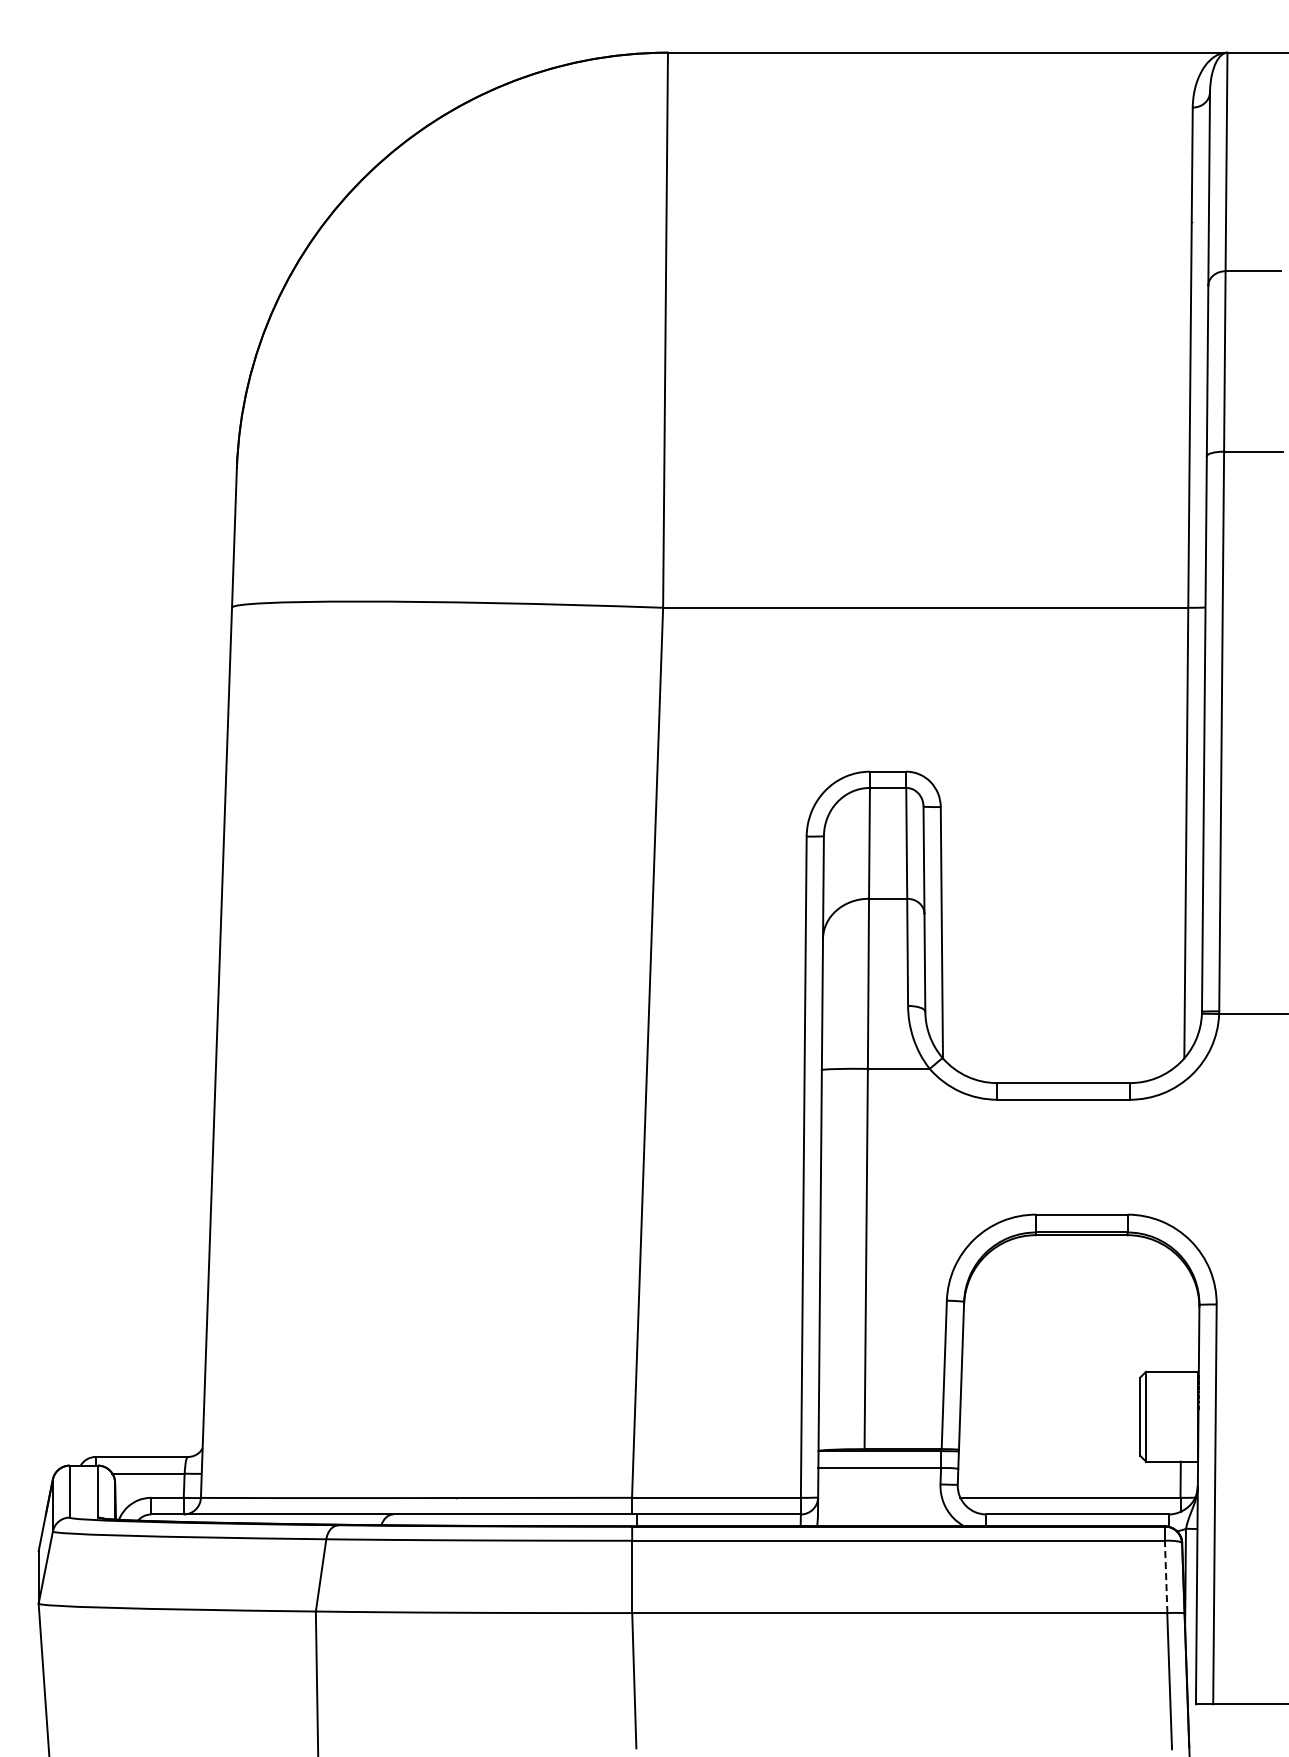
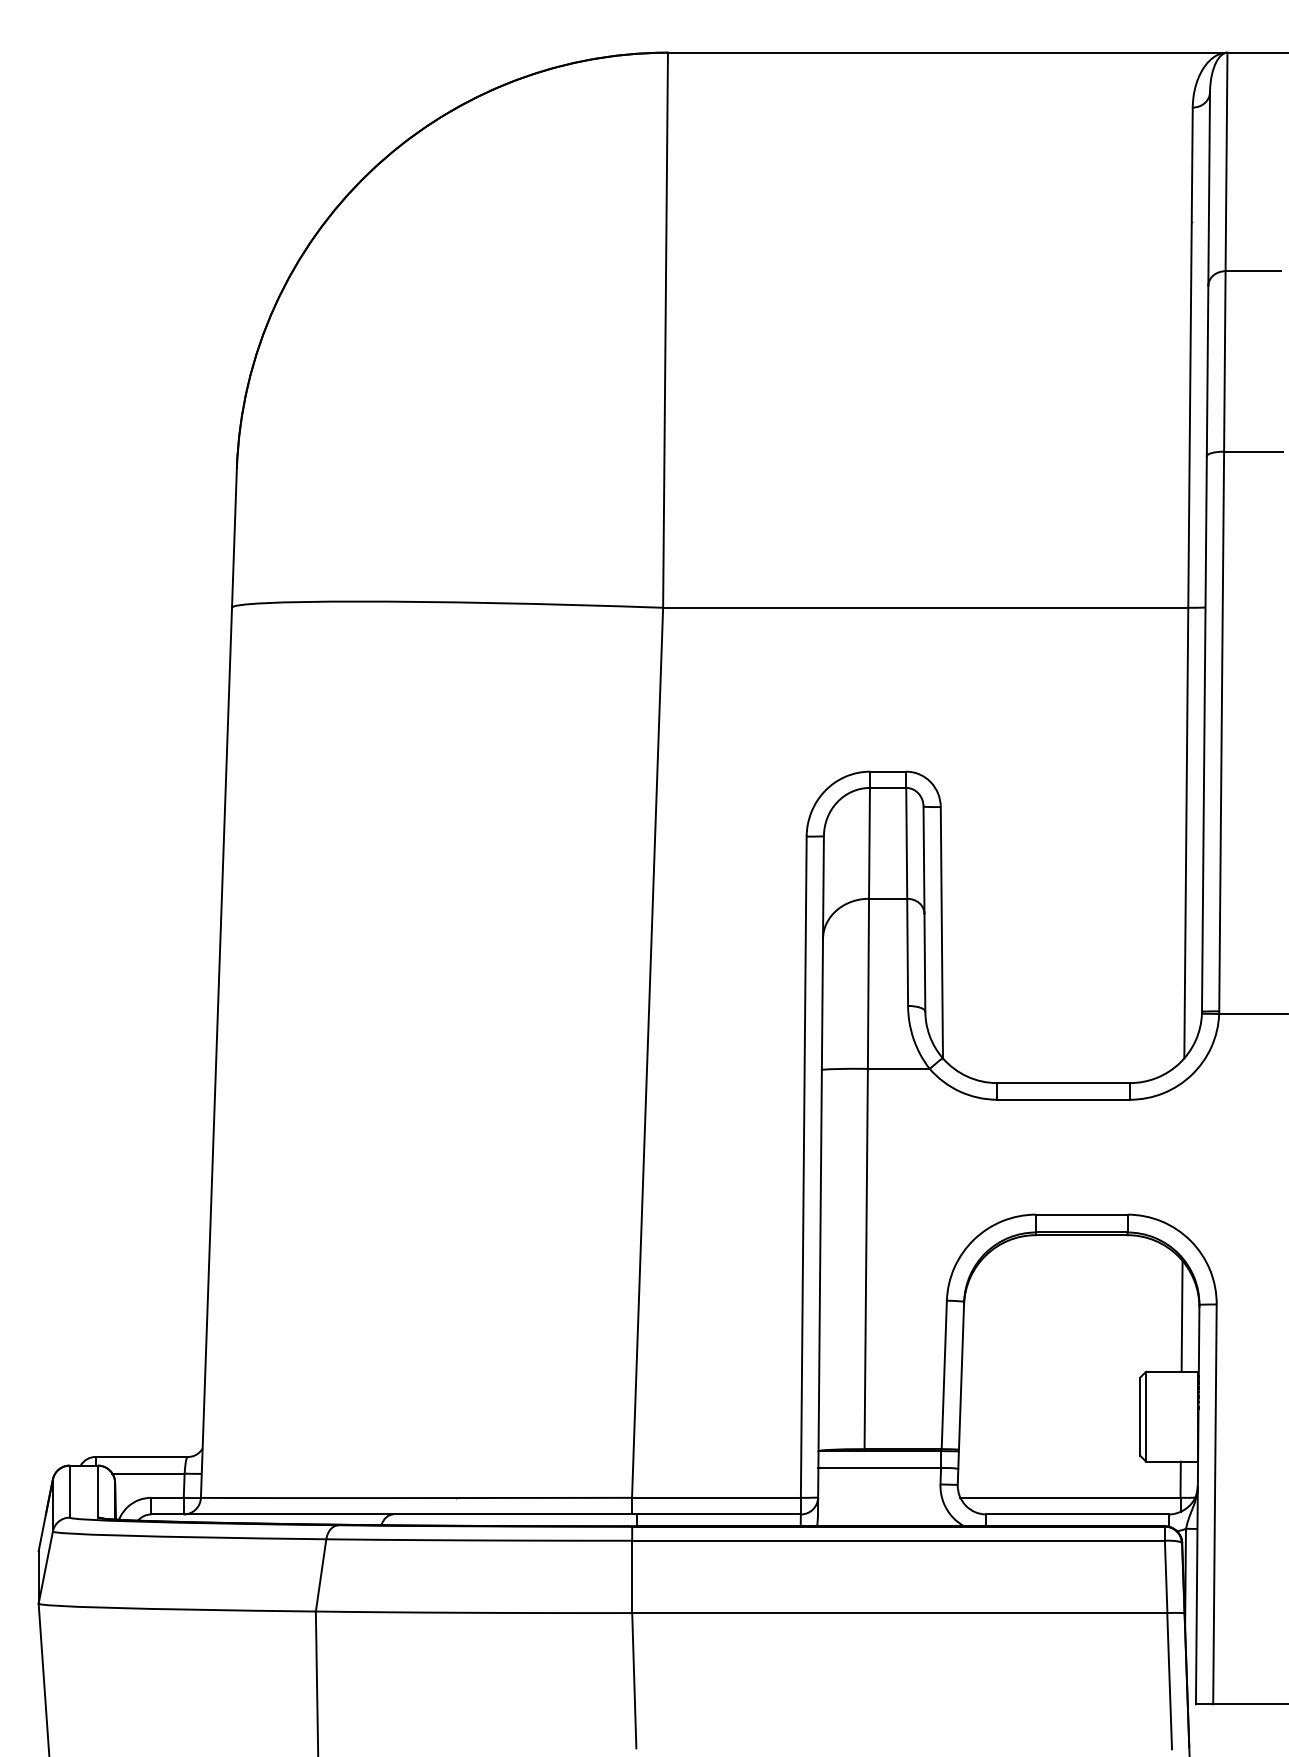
line: none -> present (1181, 1315)
line: dashed -> solid (1166, 1576)
